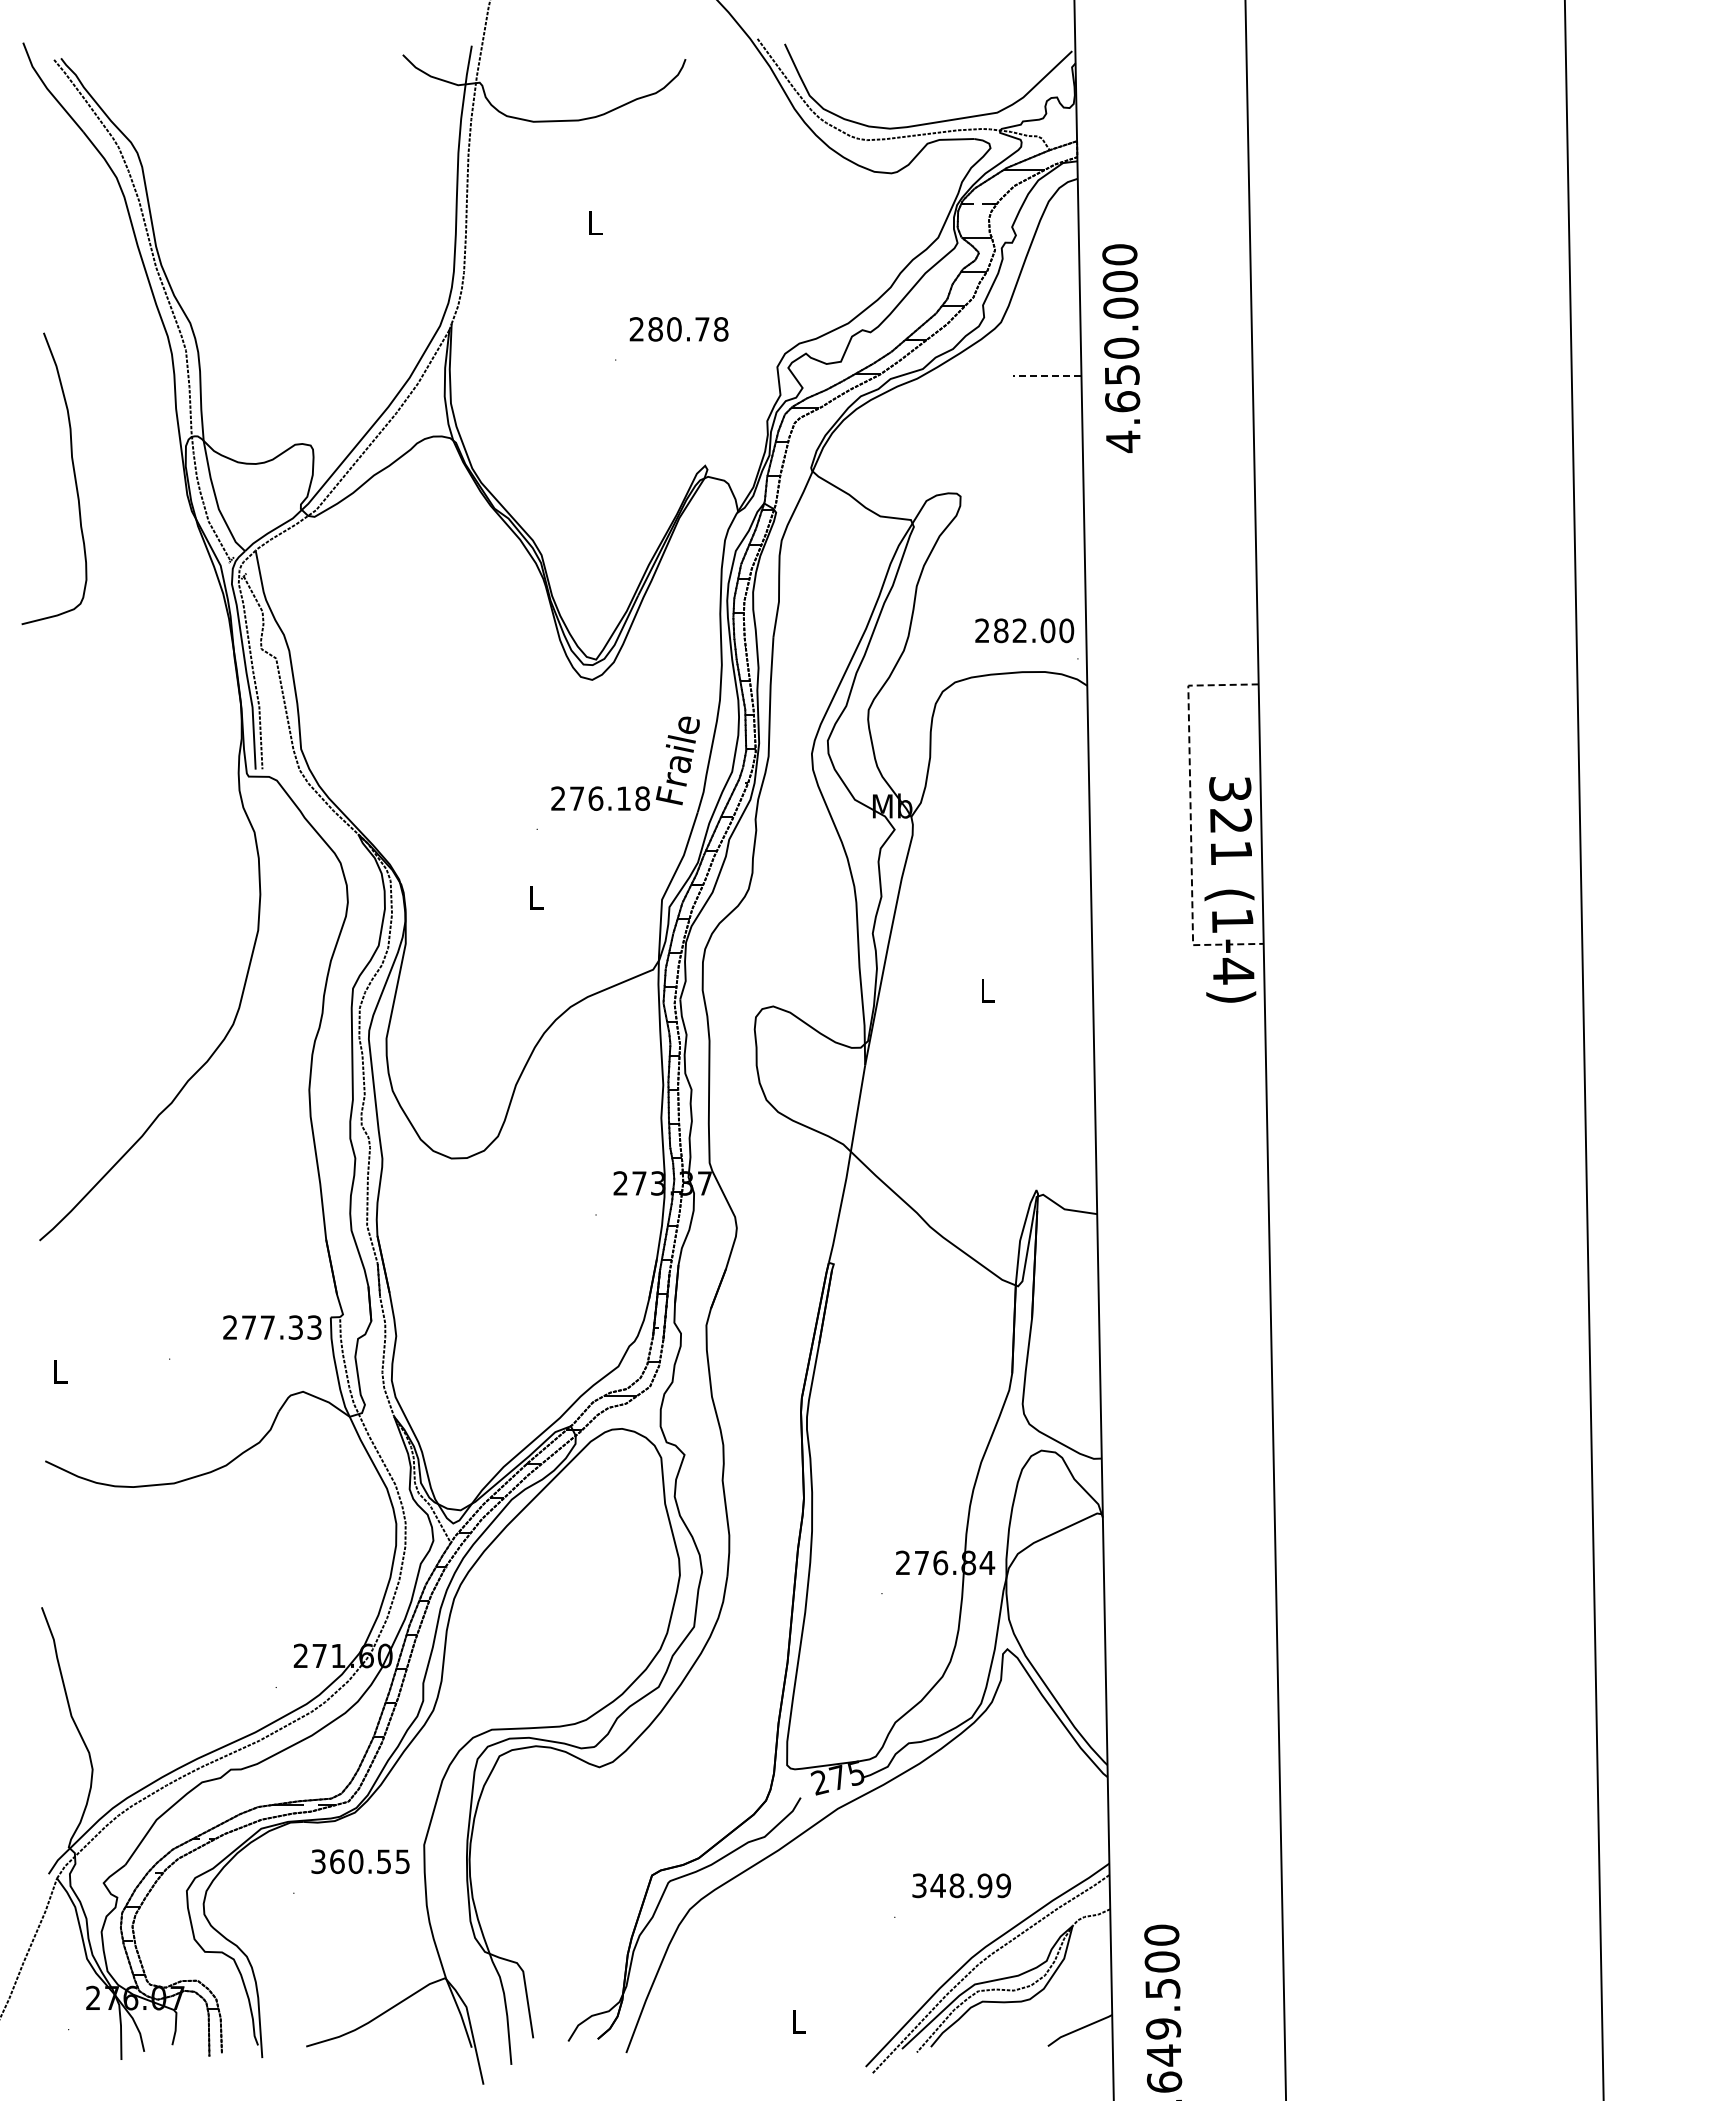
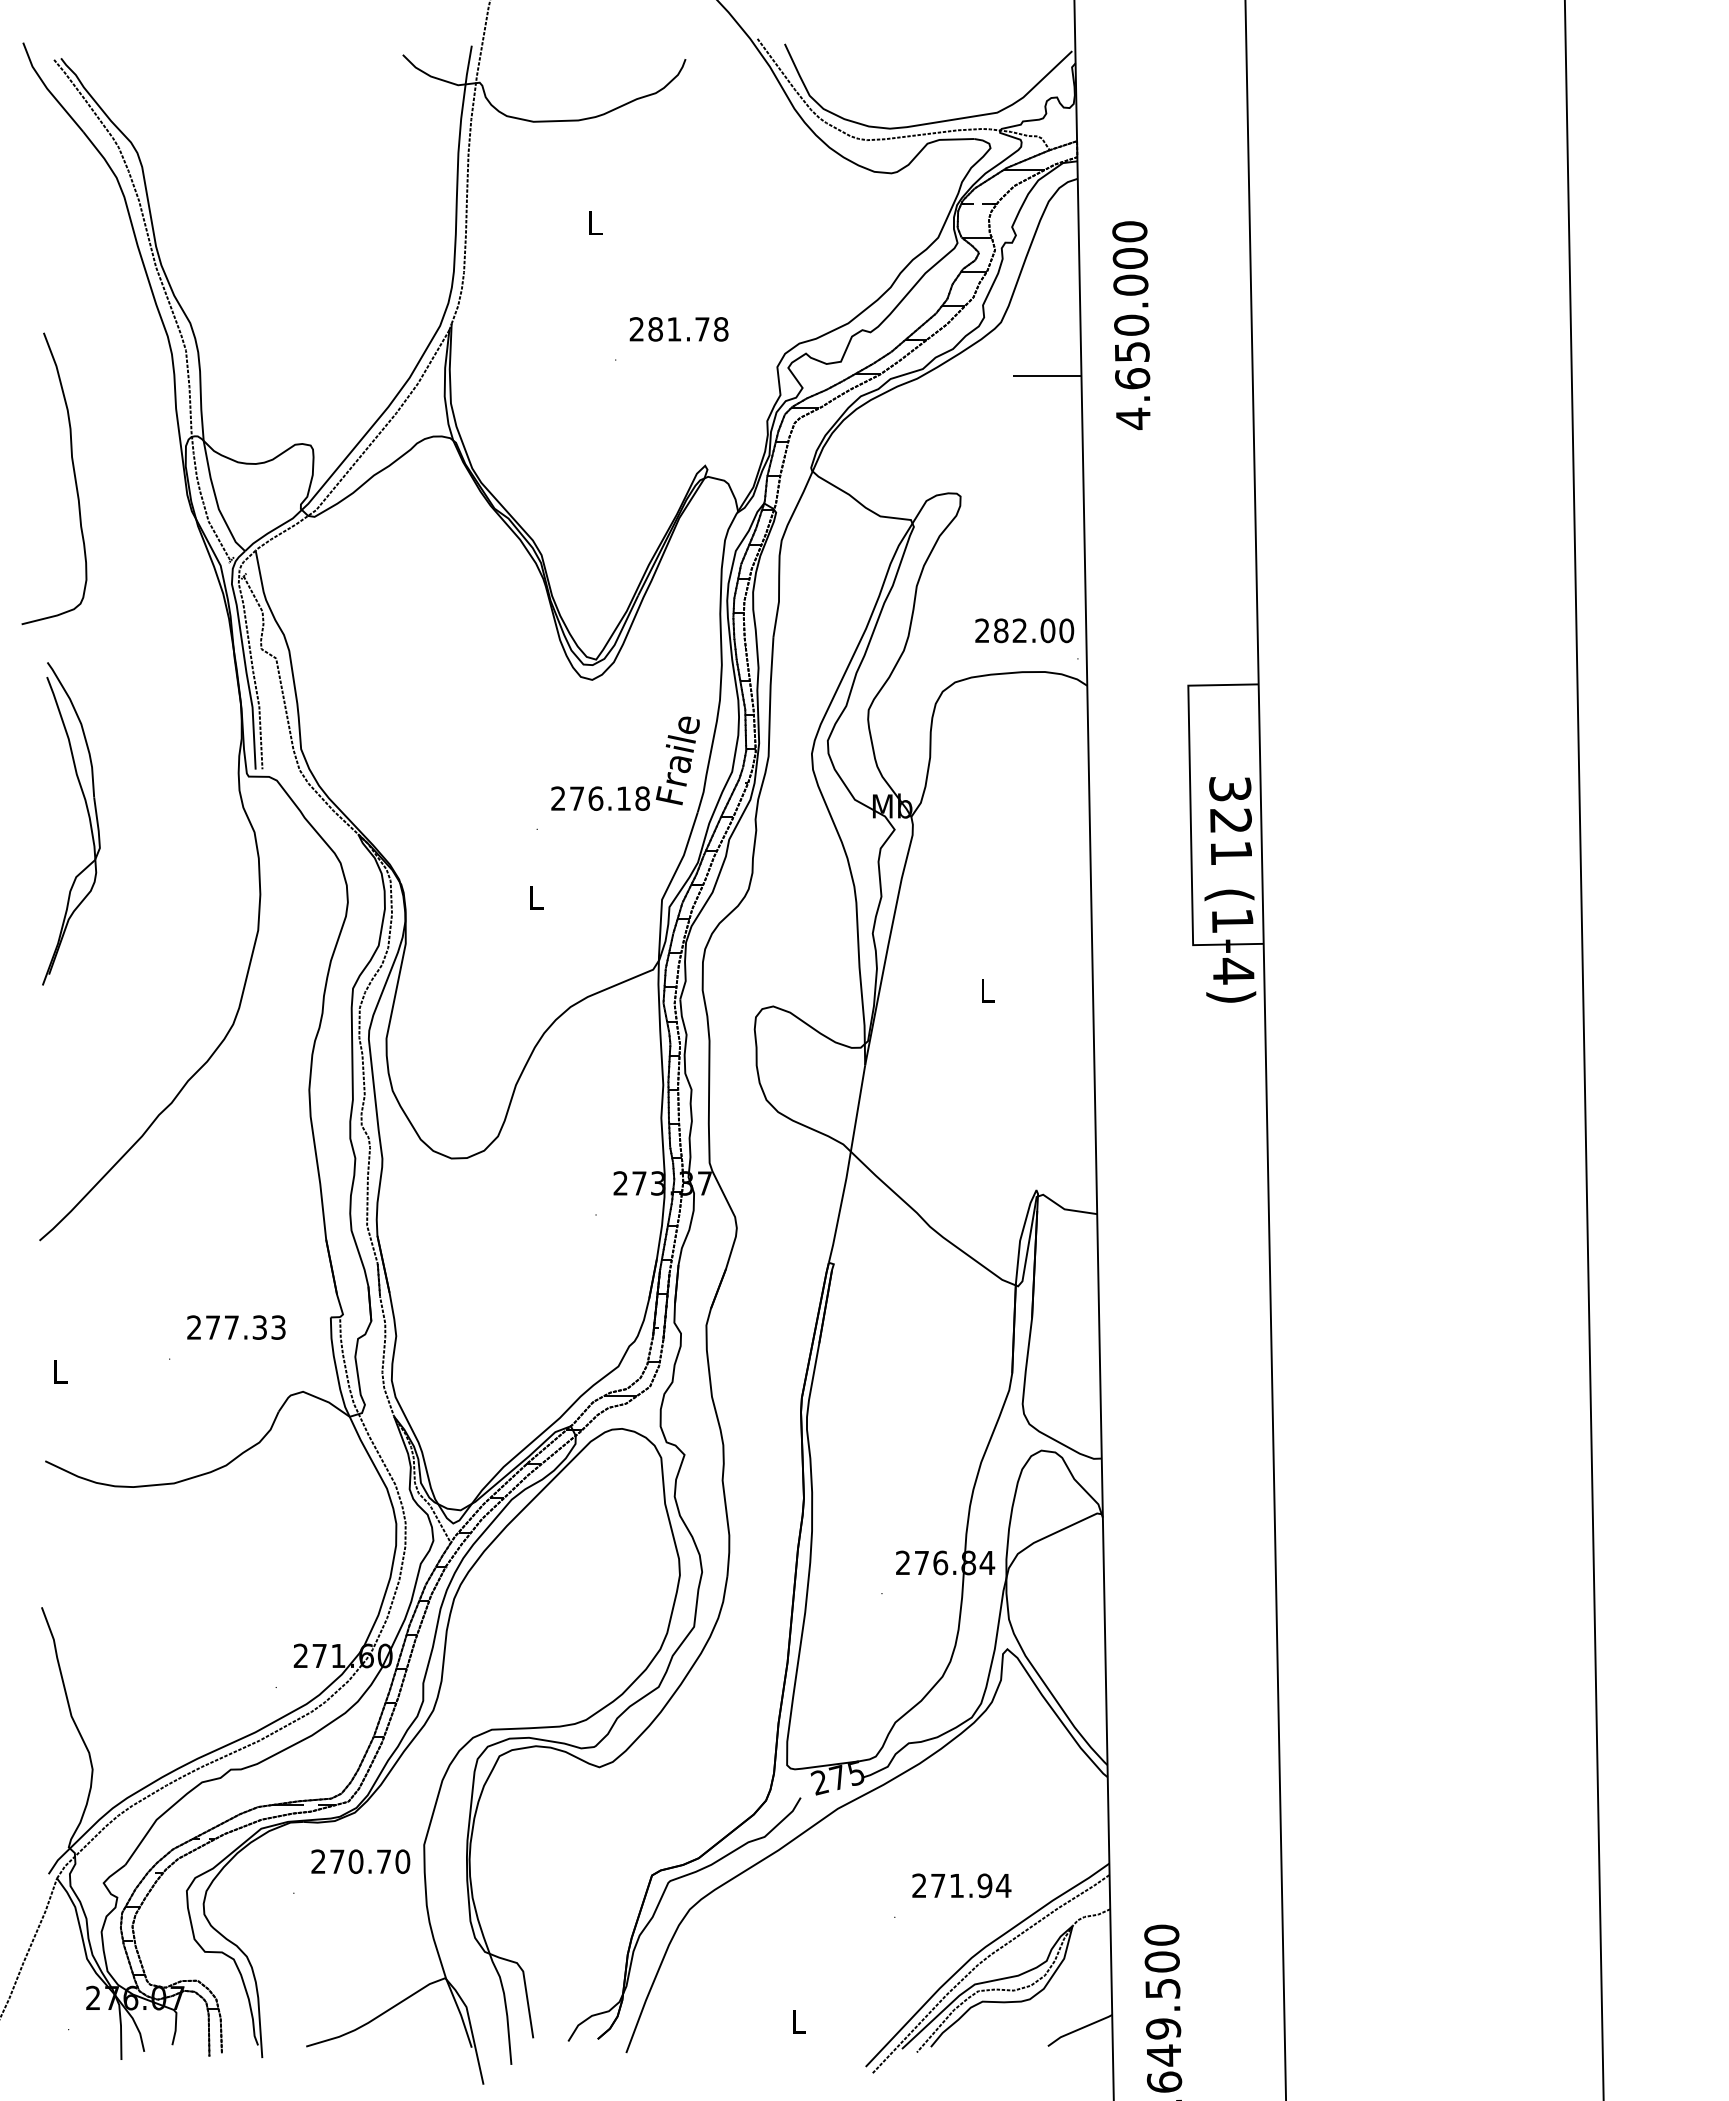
text: 280.78 -> 281.78 (674, 329)
text position: (1121, 348) -> (1131, 325) (1131, 325)
line: dashed -> solid (1046, 375)
line: dashed -> solid (1190, 815)
part: none -> present (88, 818)
text position: (272, 1327) -> (236, 1327) (236, 1327)
text: 360.55 -> 270.70 (360, 1861)
text: 348.99 -> 271.94 (961, 1885)
